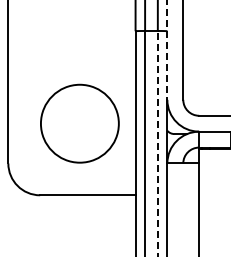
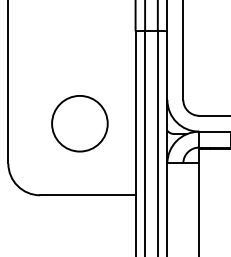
line: dashed -> solid (167, 49)
circle diameter: 78 px -> 56 px (79, 123)
line: dashed -> solid (157, 143)
